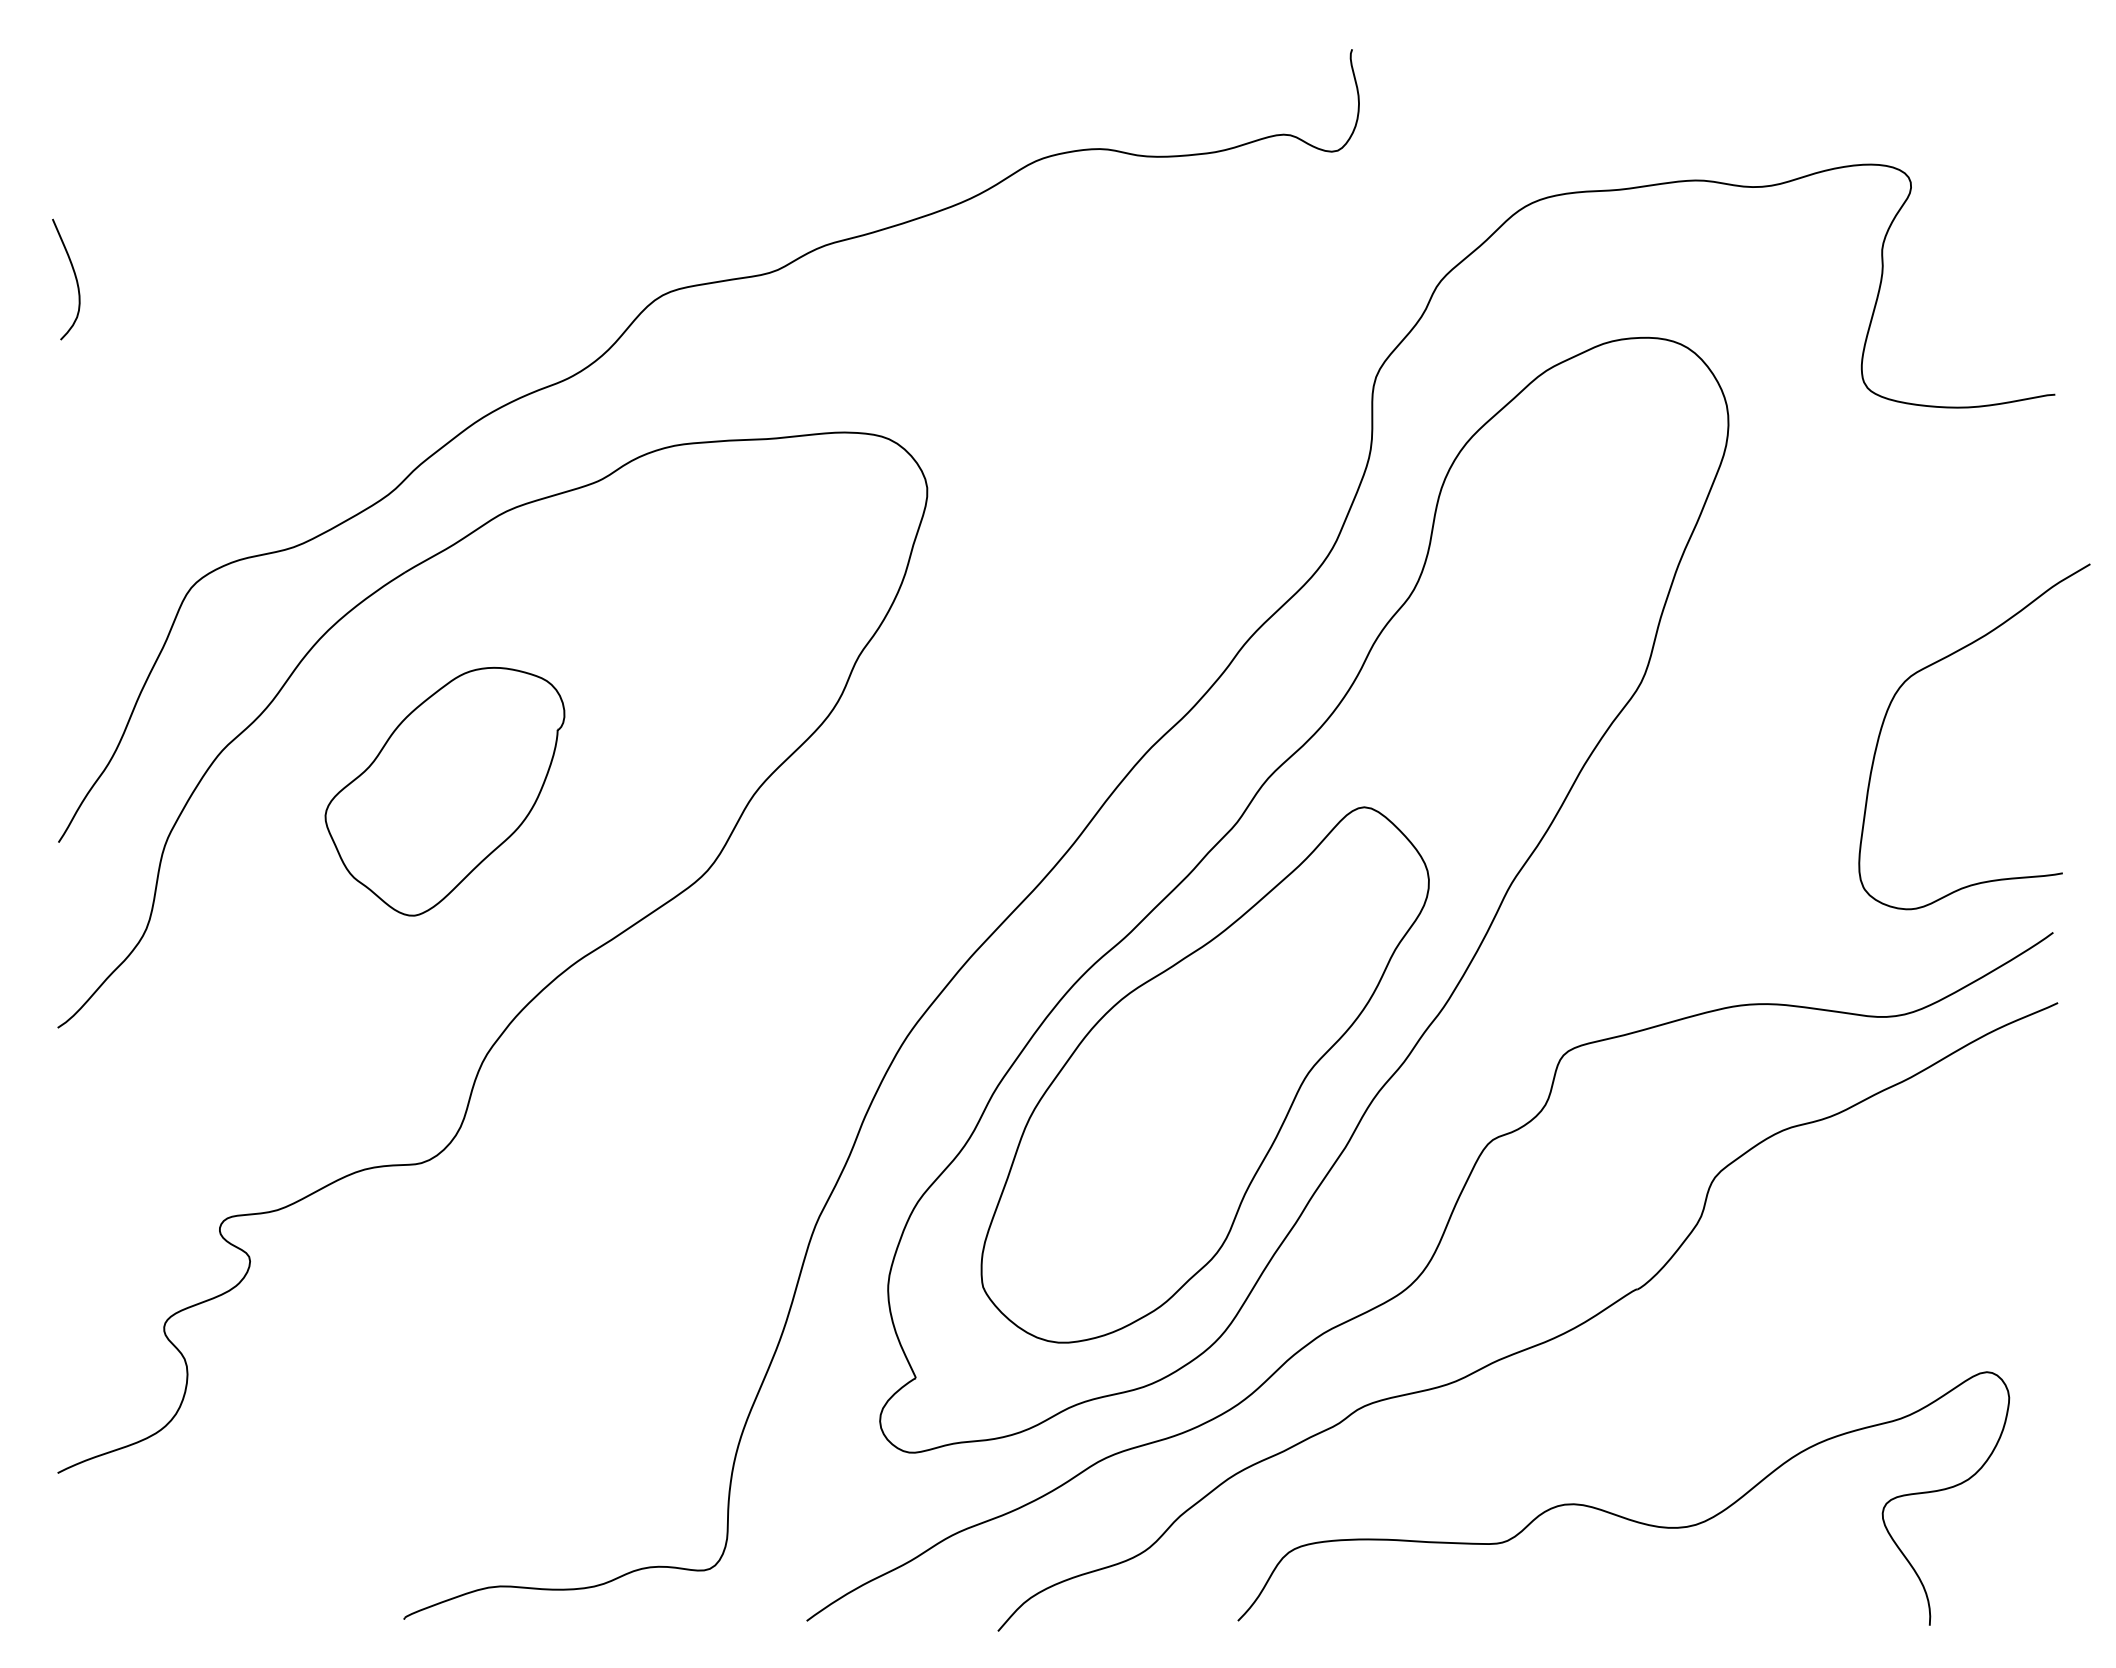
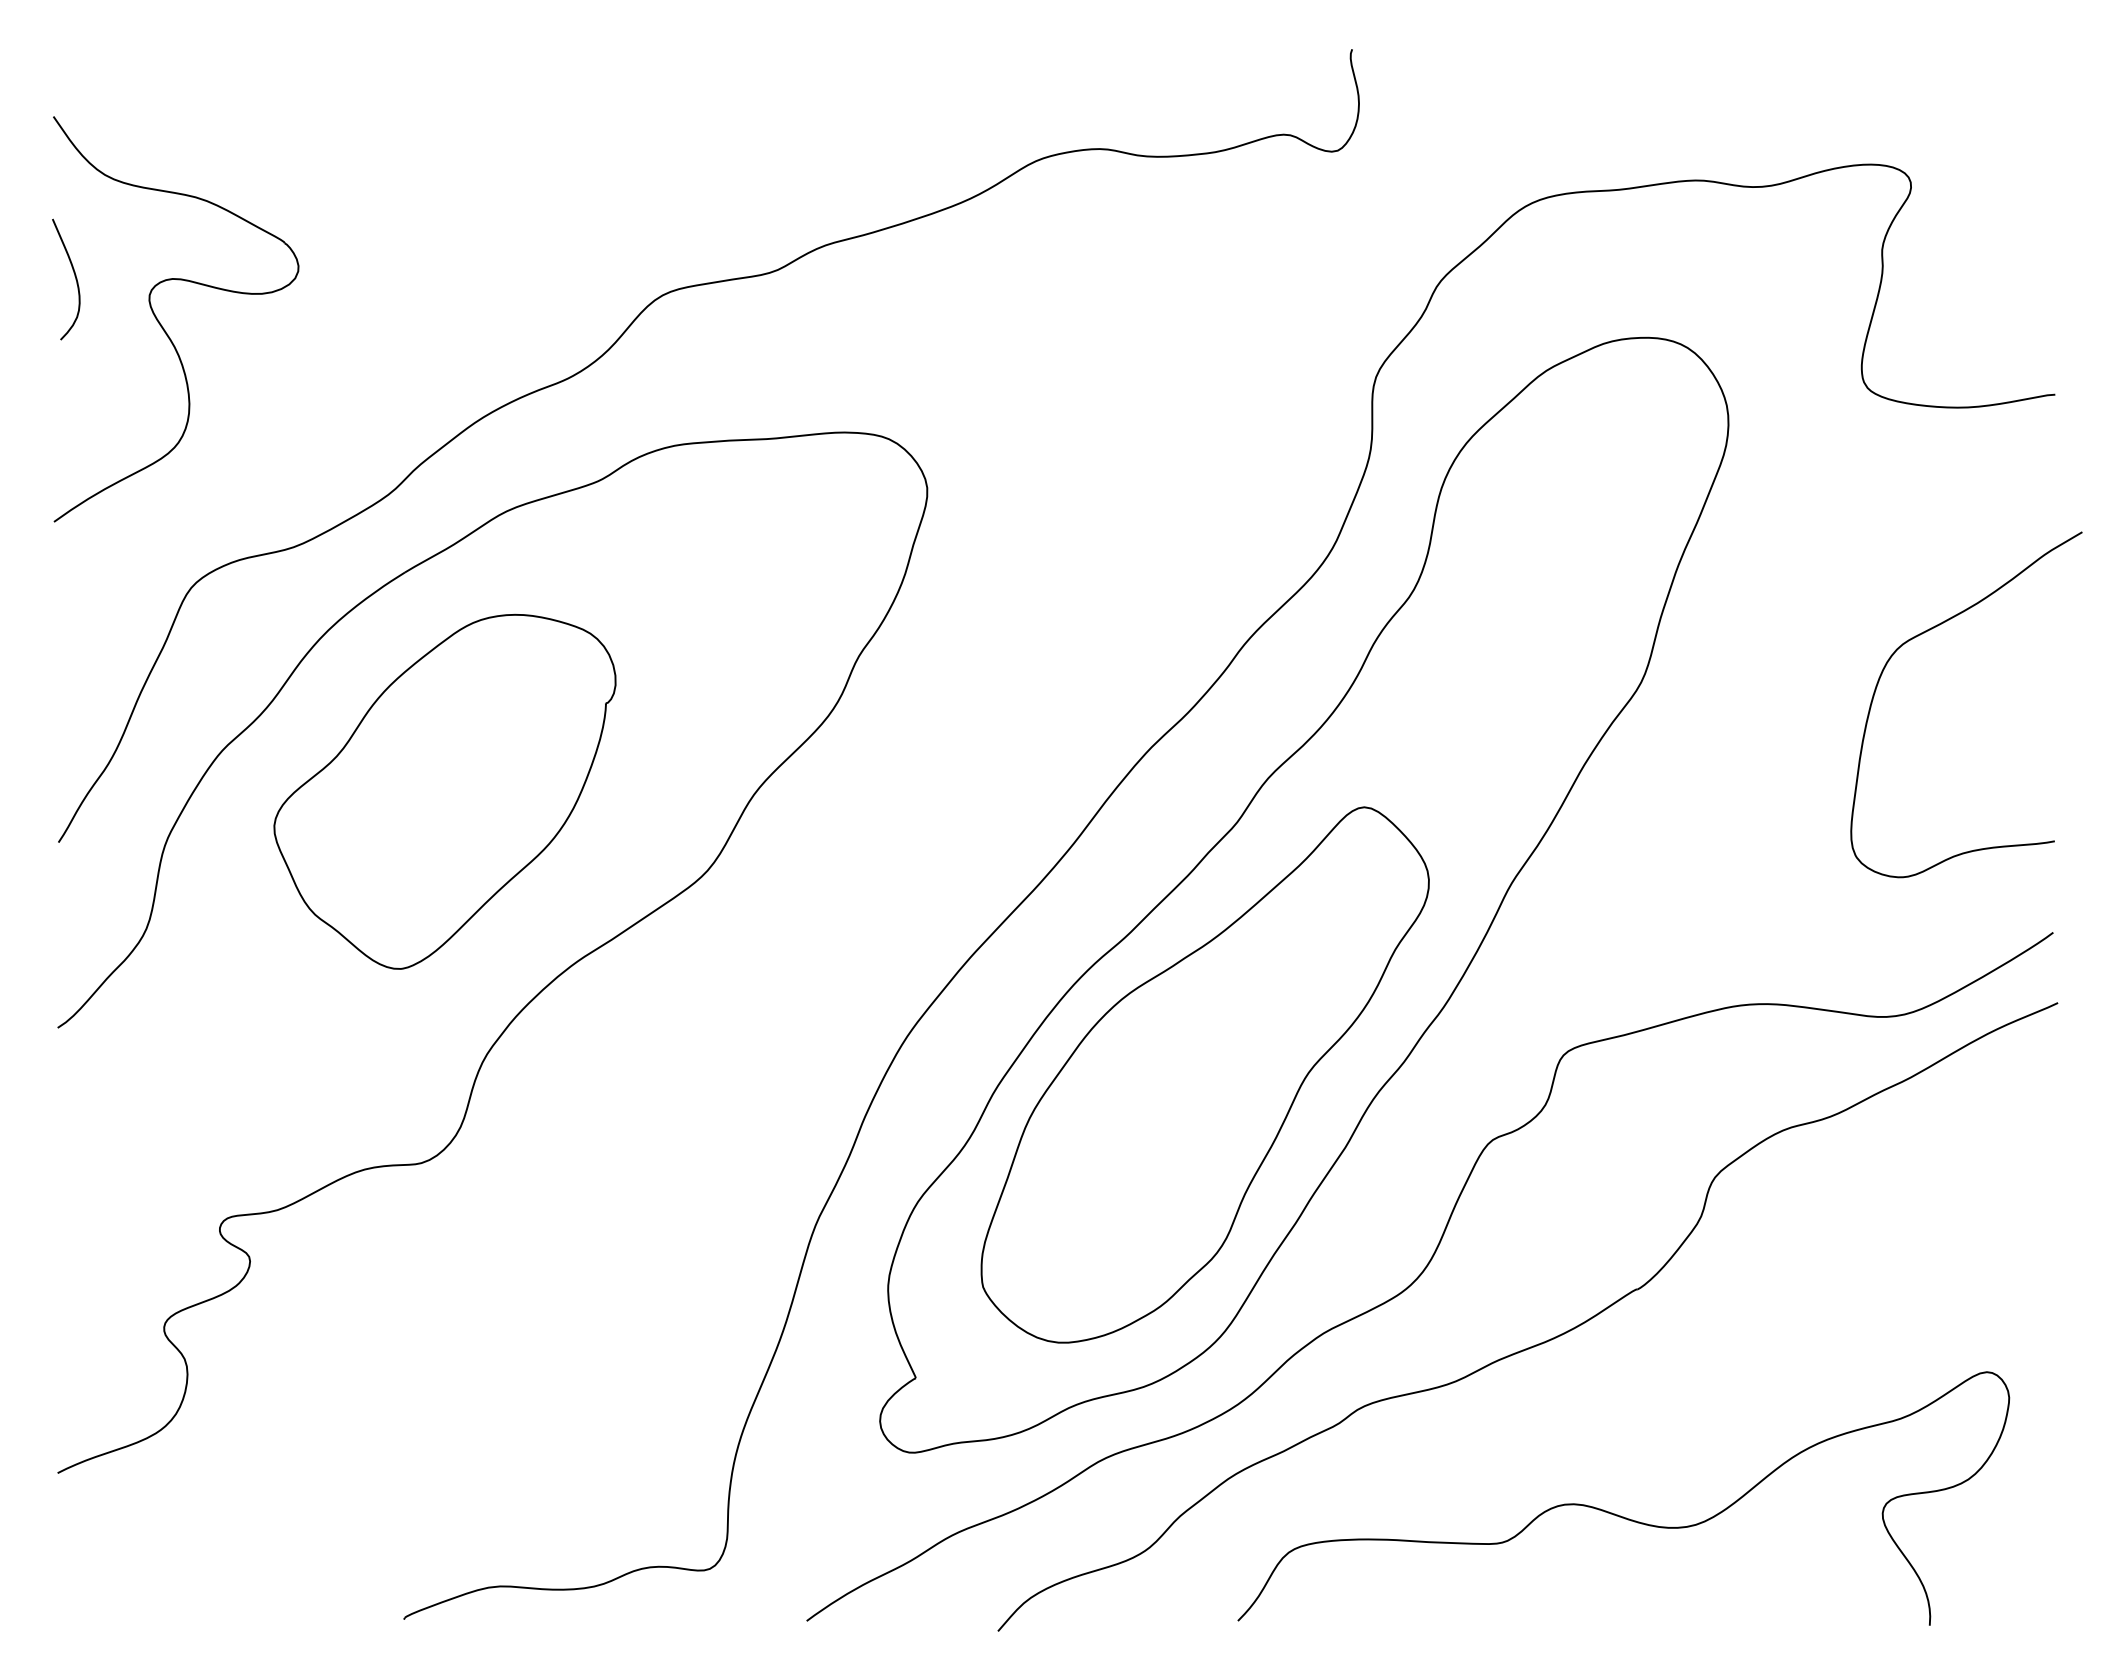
part: none -> present (164, 328)
curve position: (1938, 662) -> (1930, 630) (1930, 630)
part size: 242x251 px -> 344x357 px (444, 791)
